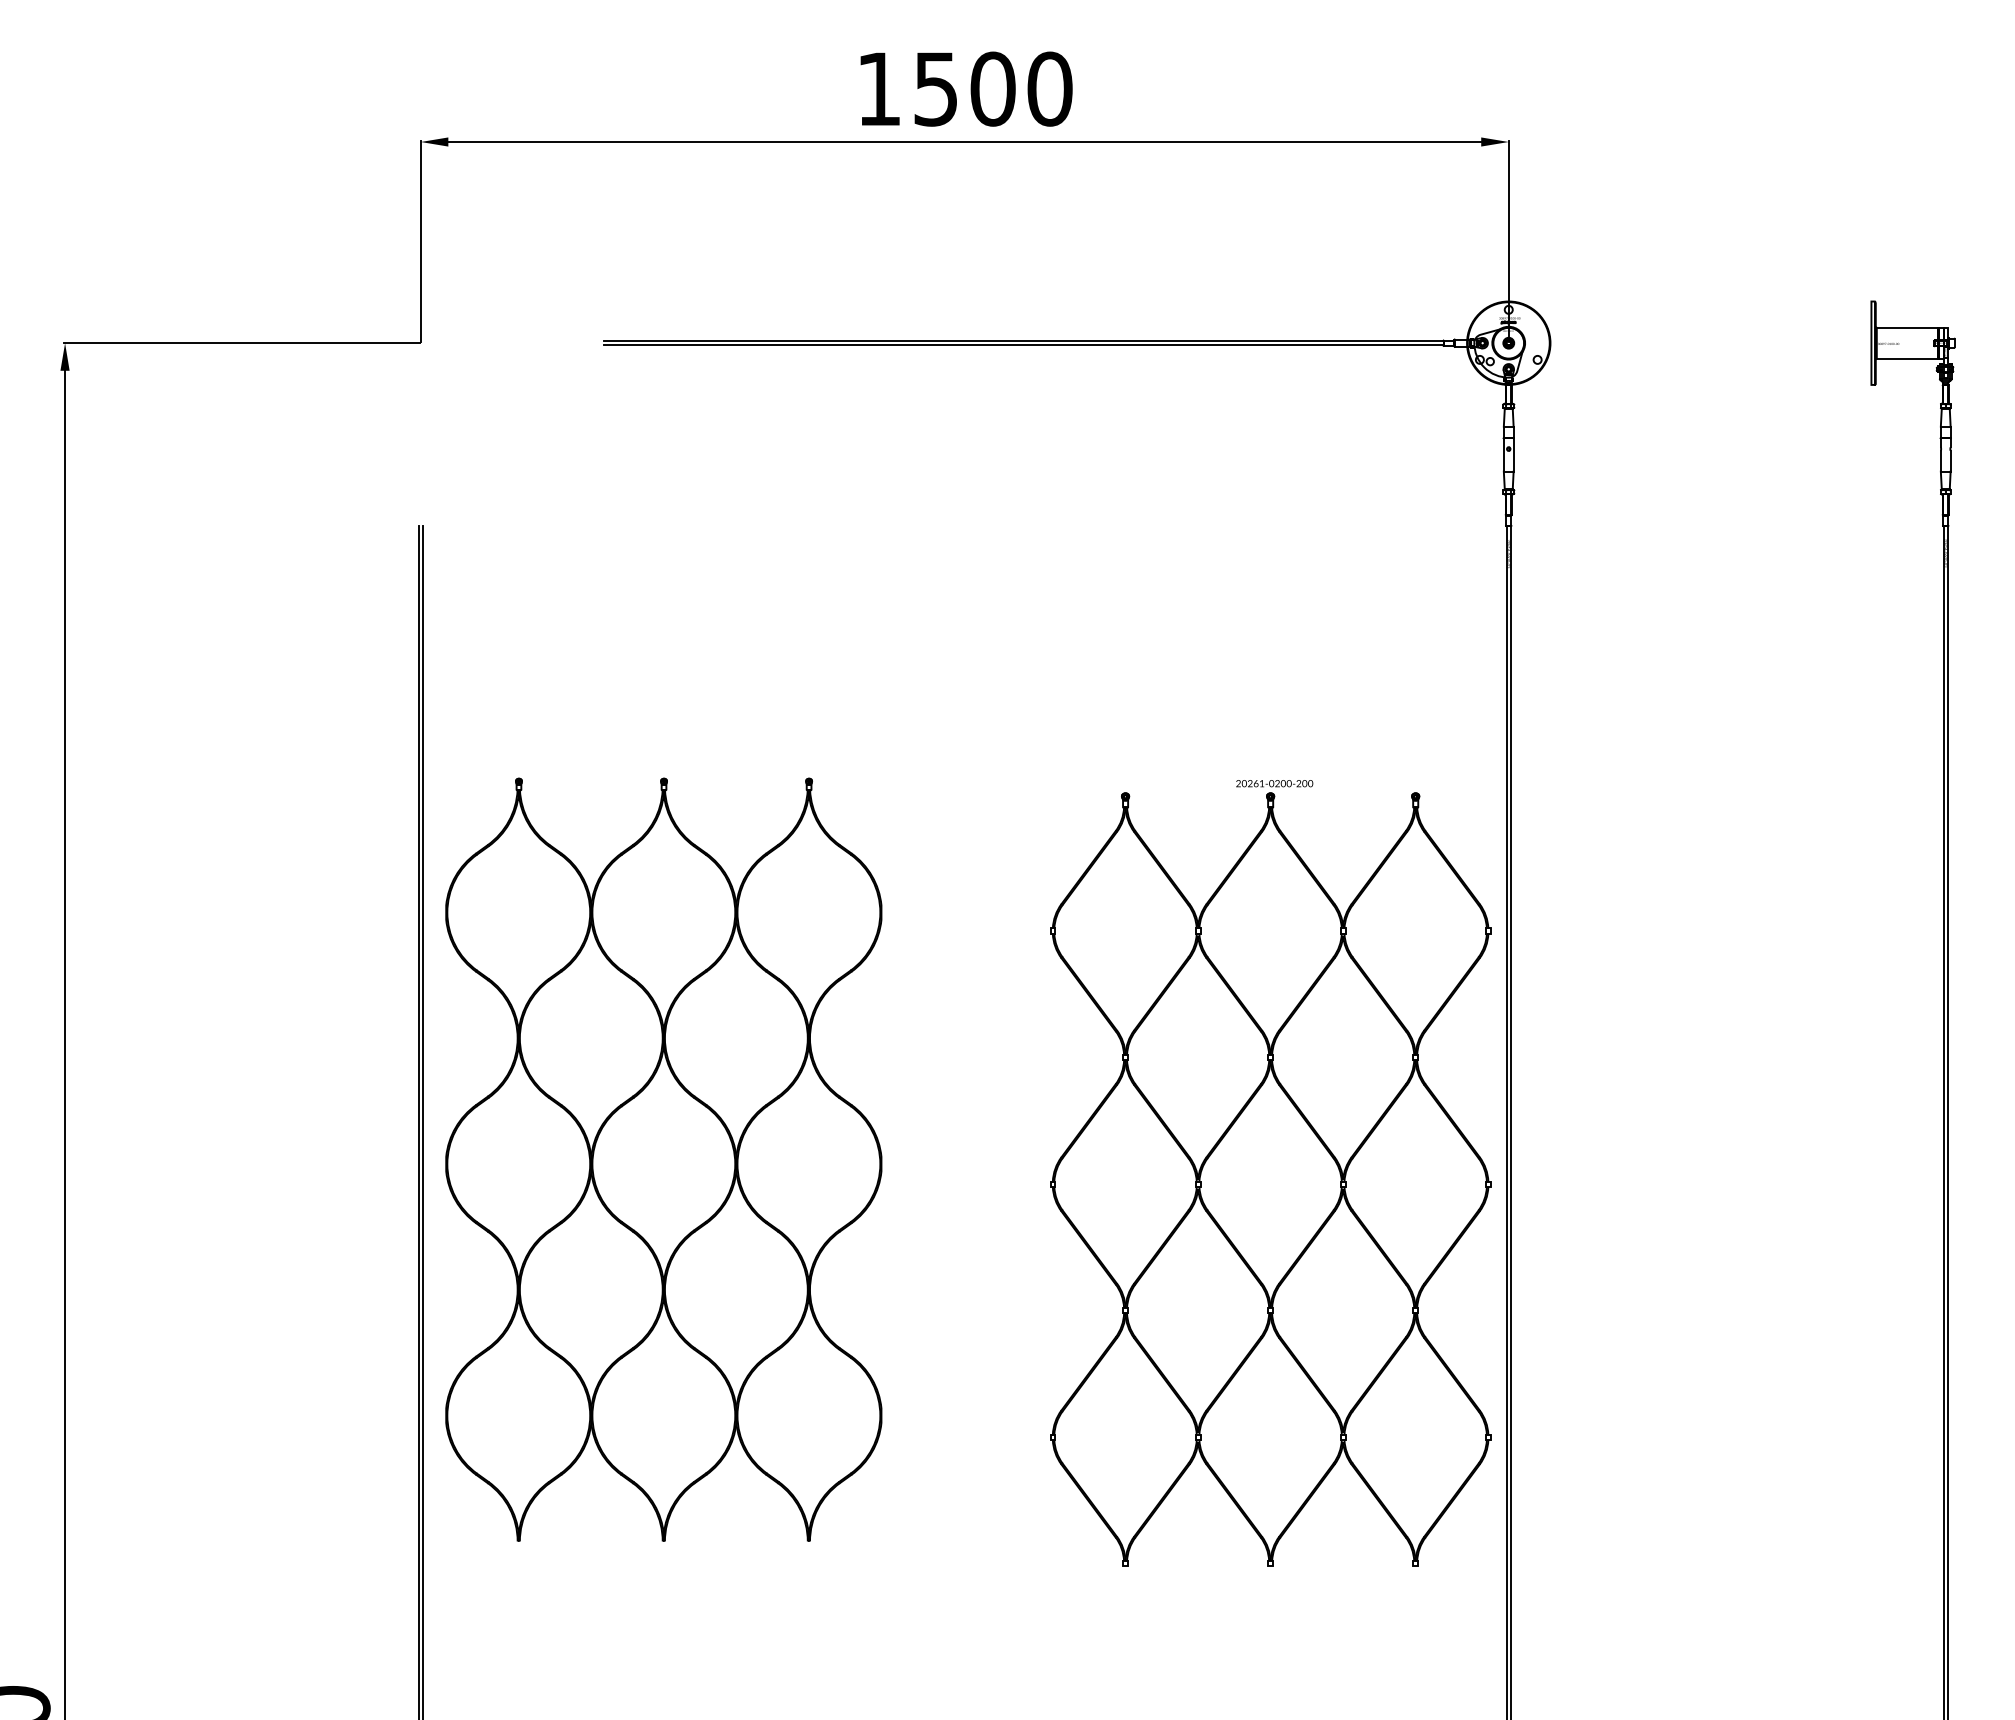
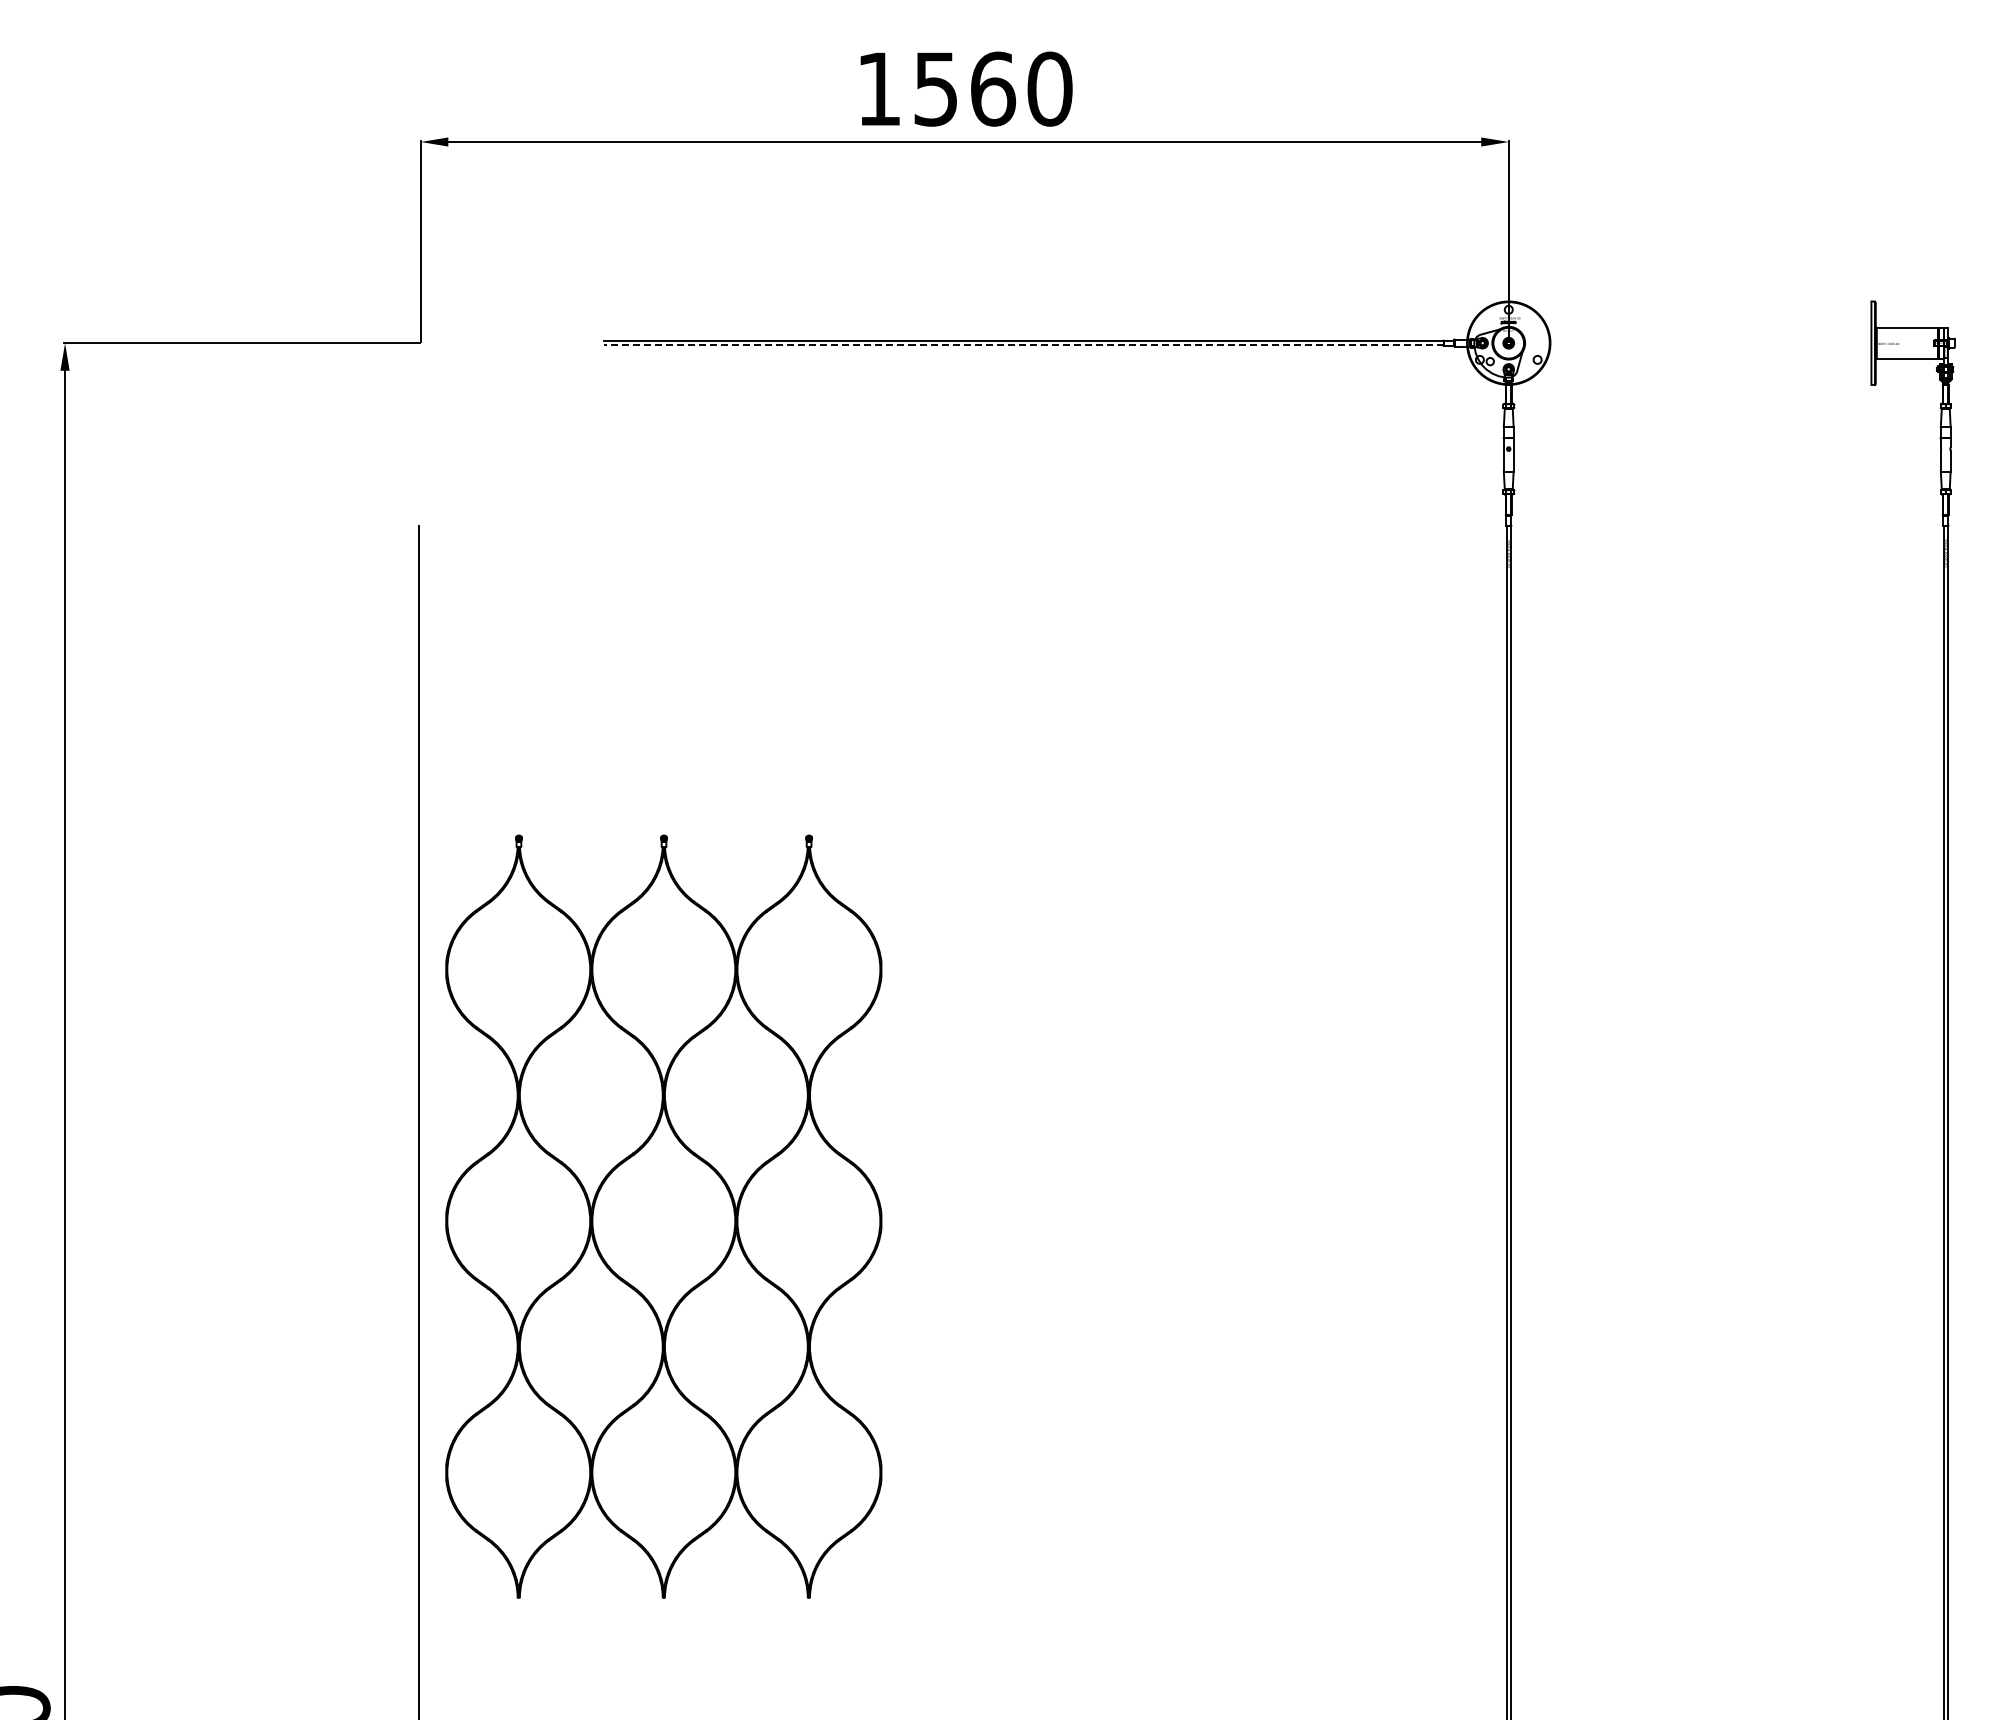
text: 1500 -> 1560 (993, 88)
line: solid -> dashed (1023, 345)
line: present -> none (422, 1121)
part position: (663, 1159) -> (663, 1216) (663, 1216)
part: present -> none (1270, 1173)
